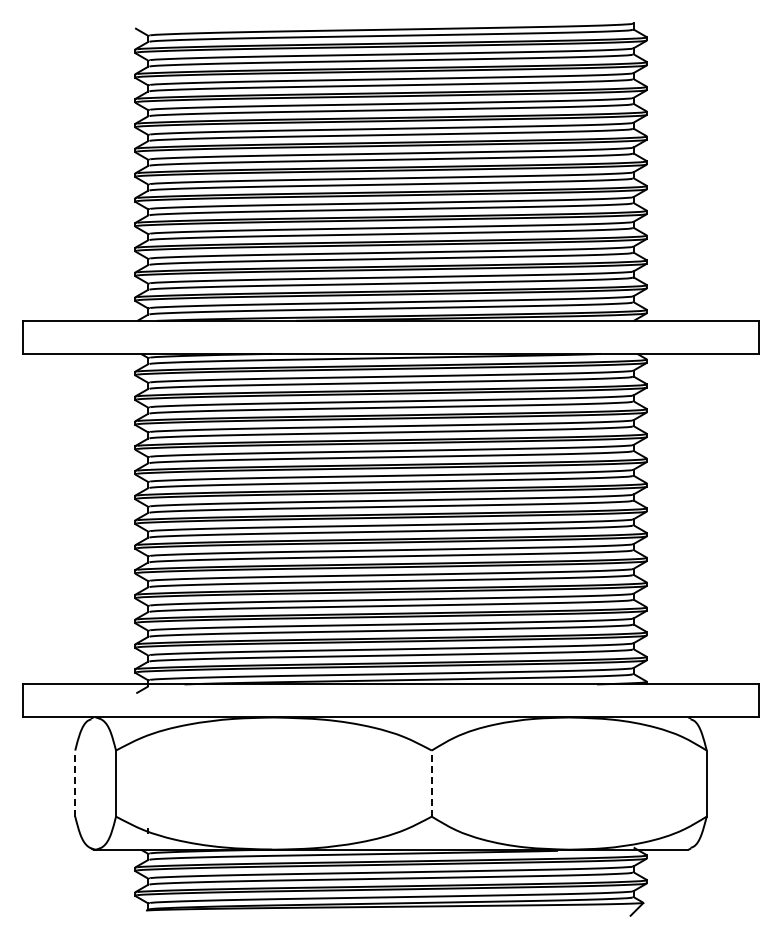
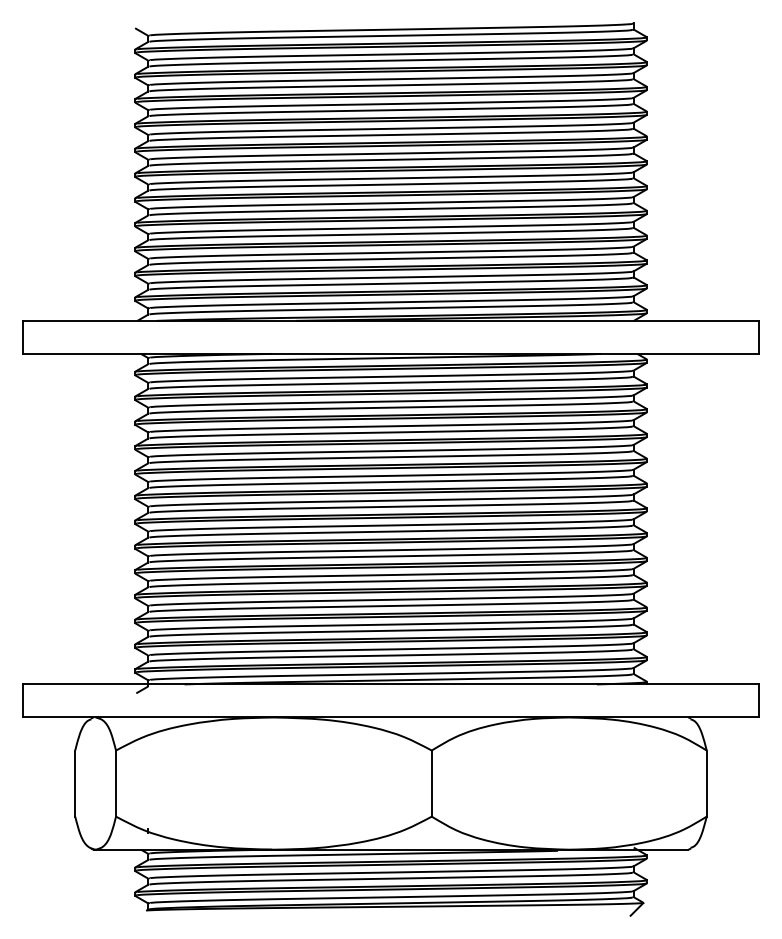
line: dashed -> solid (75, 783)
line: dashed -> solid (431, 783)
